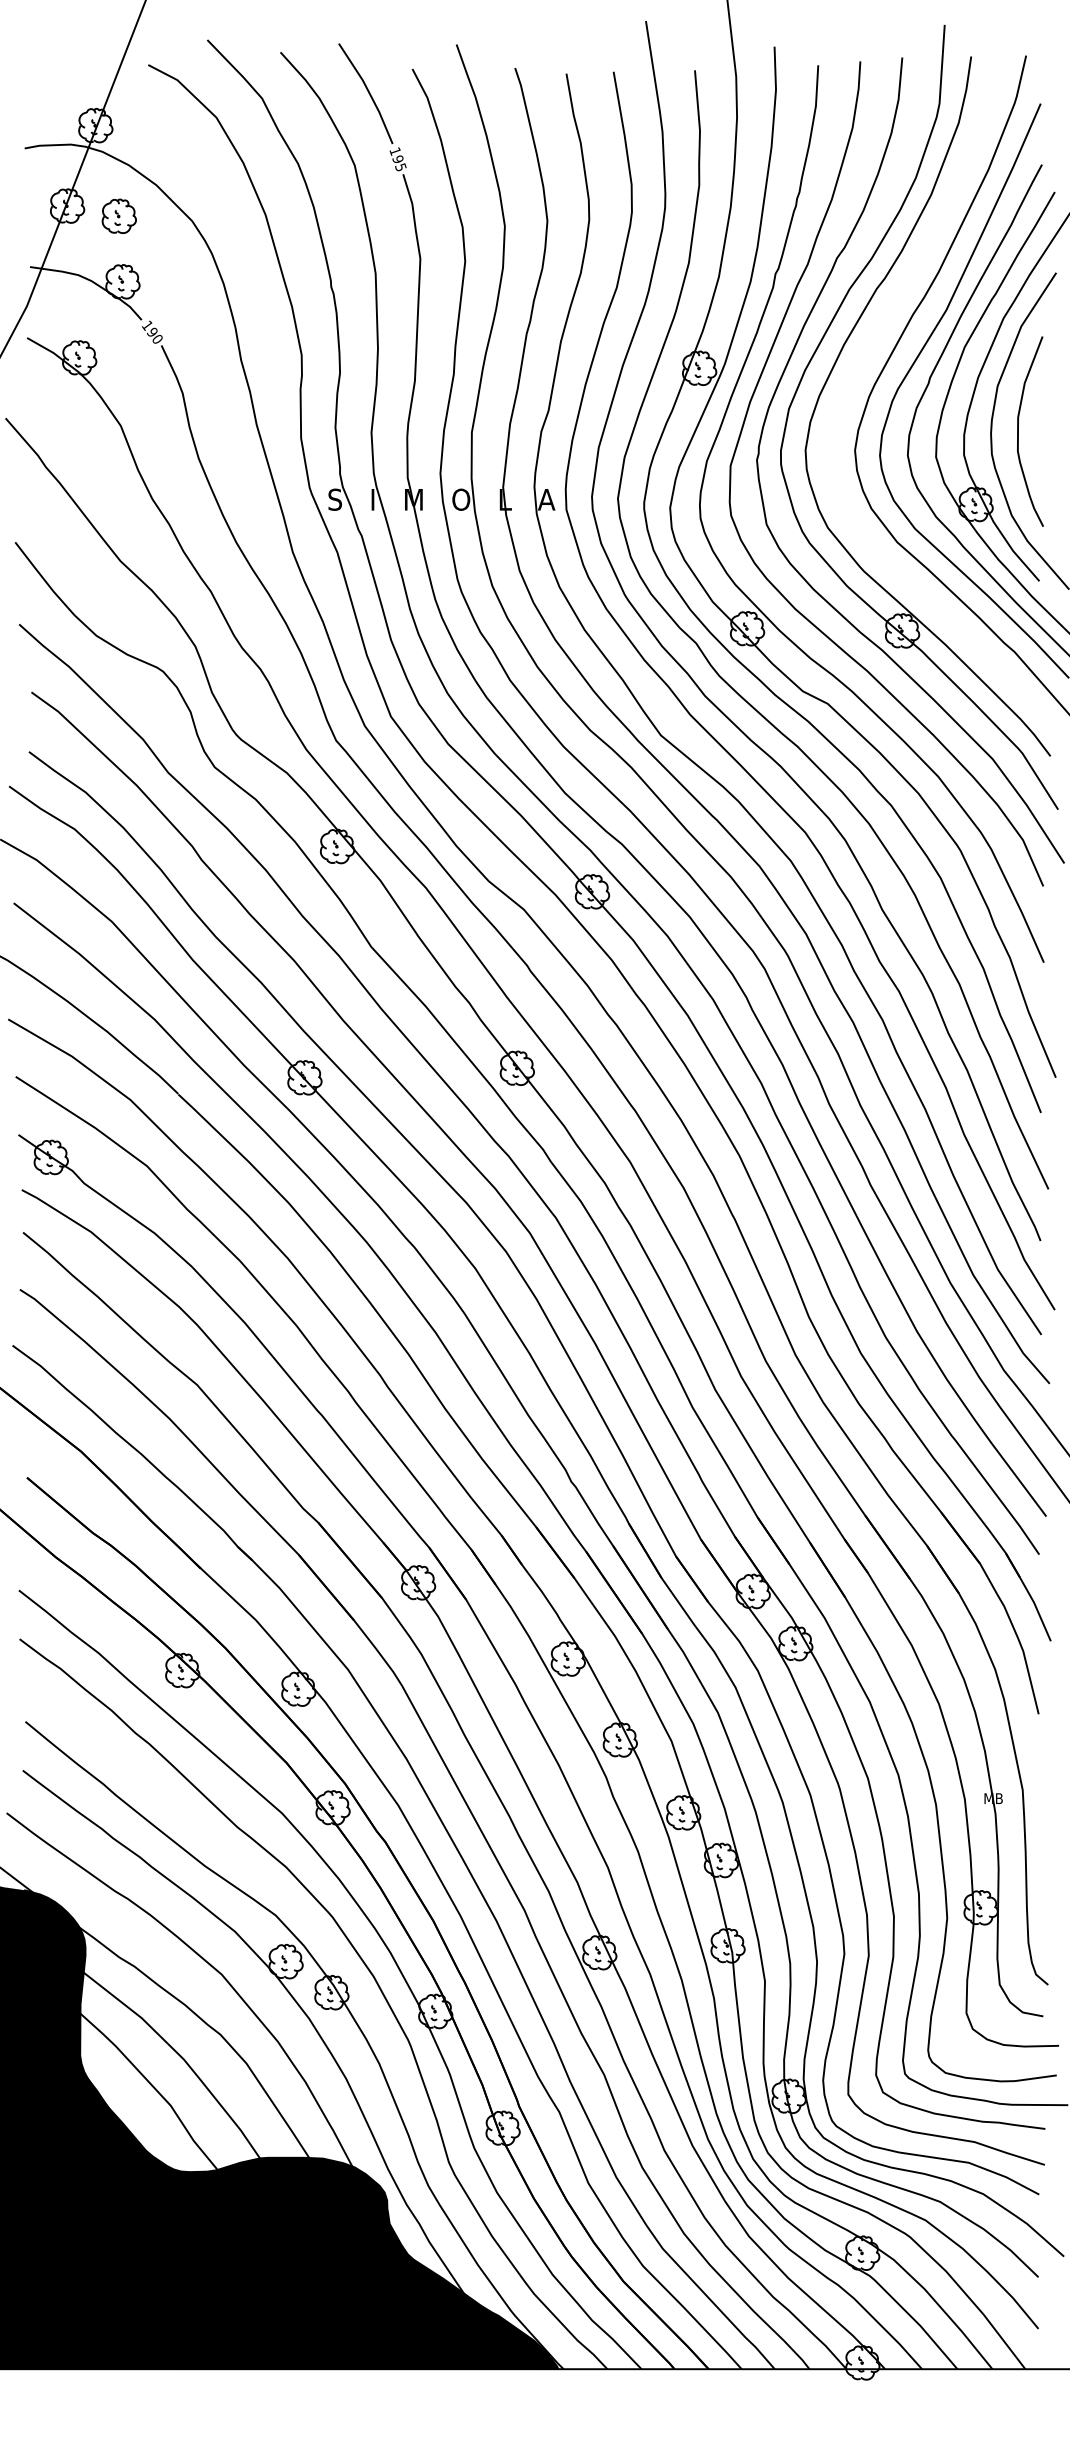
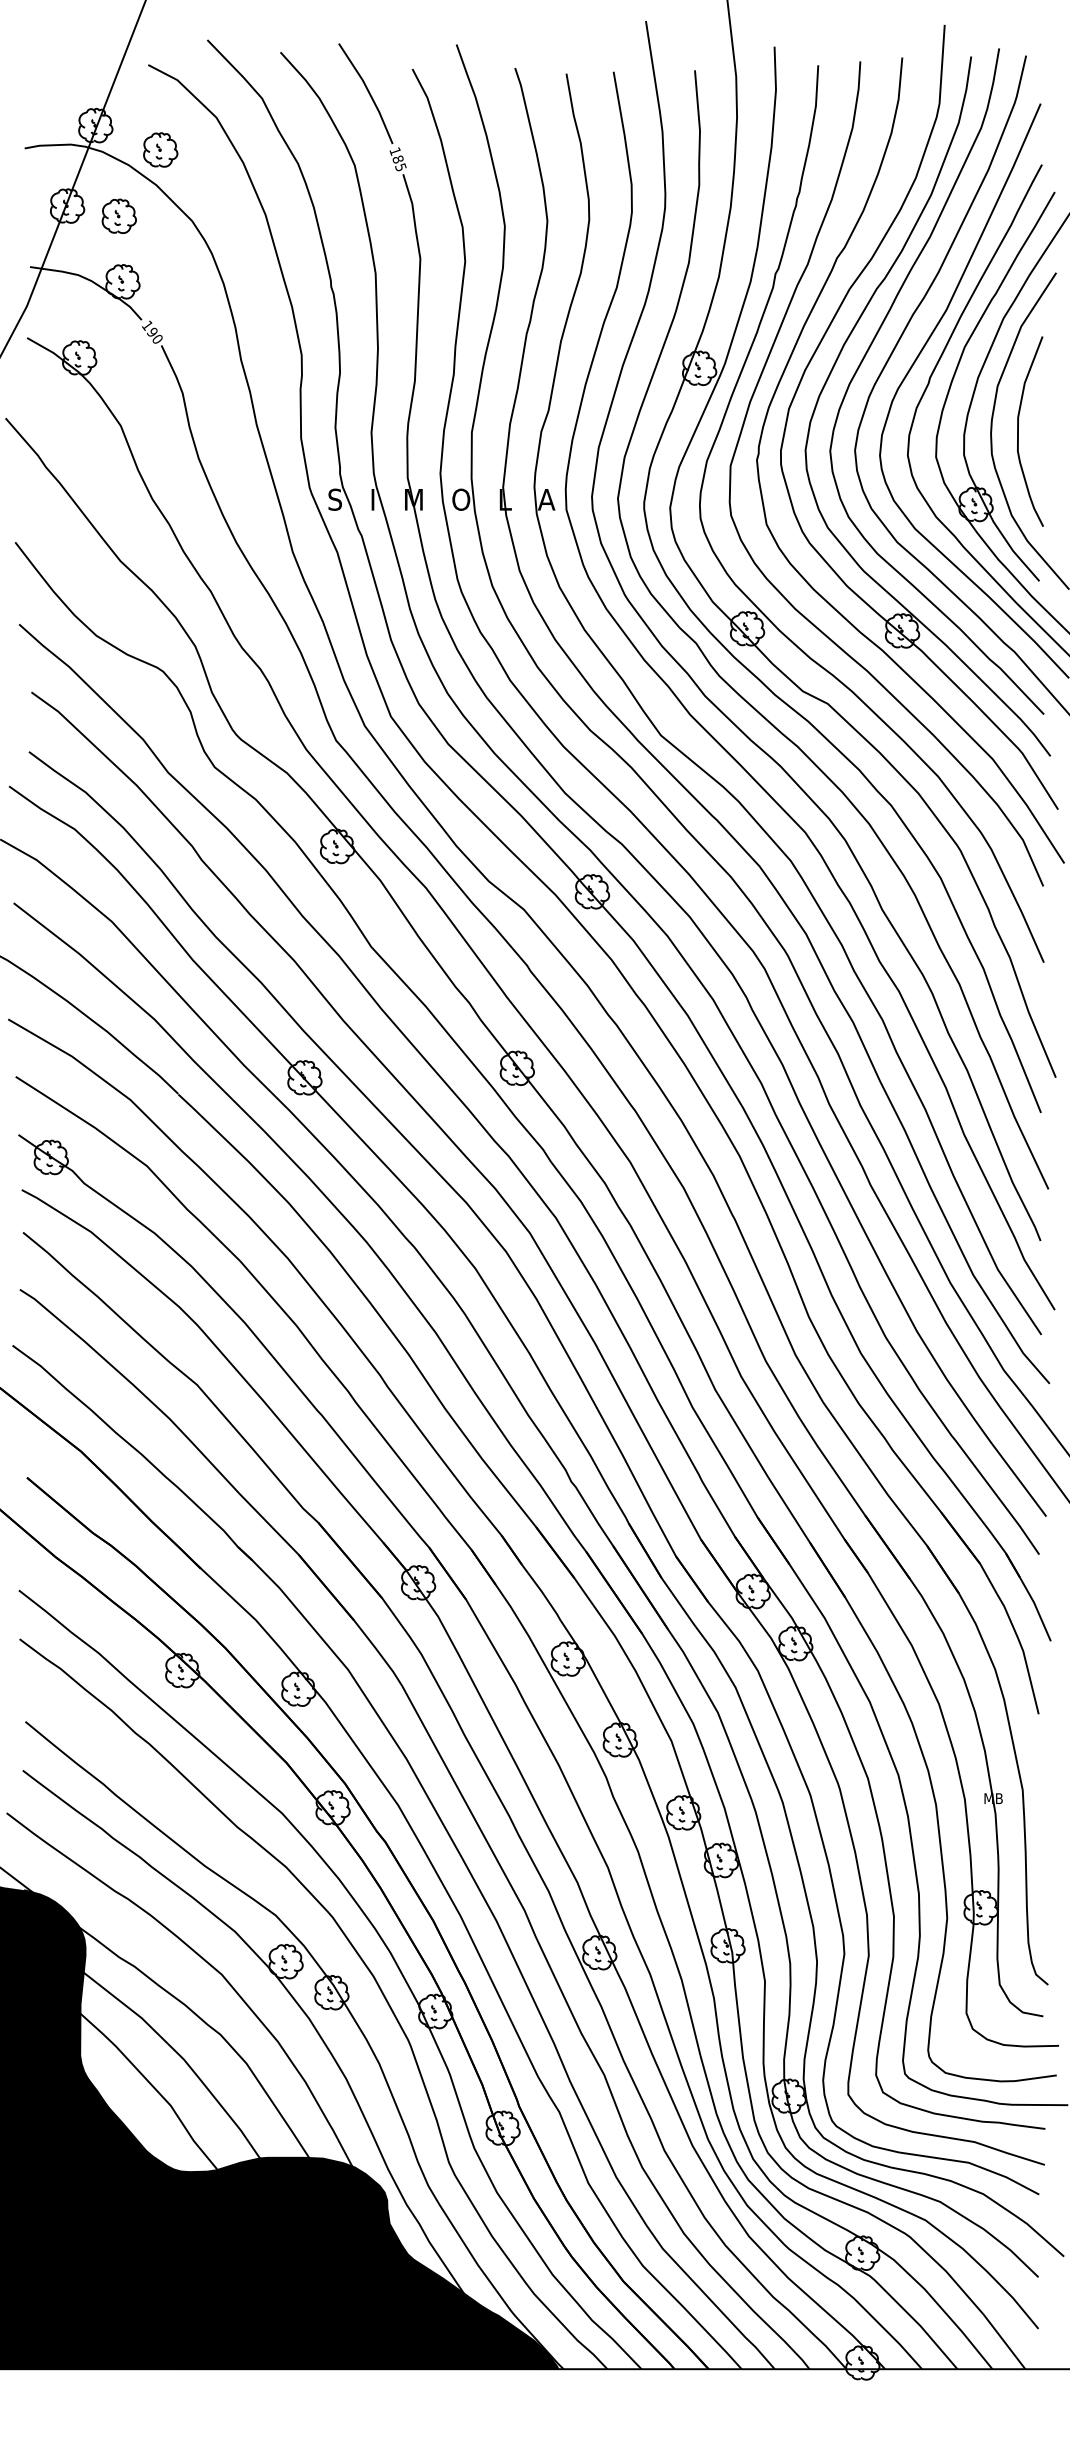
part: none -> present (160, 149)
text: 195 -> 185 (397, 159)
curve: none -> present (872, 344)
